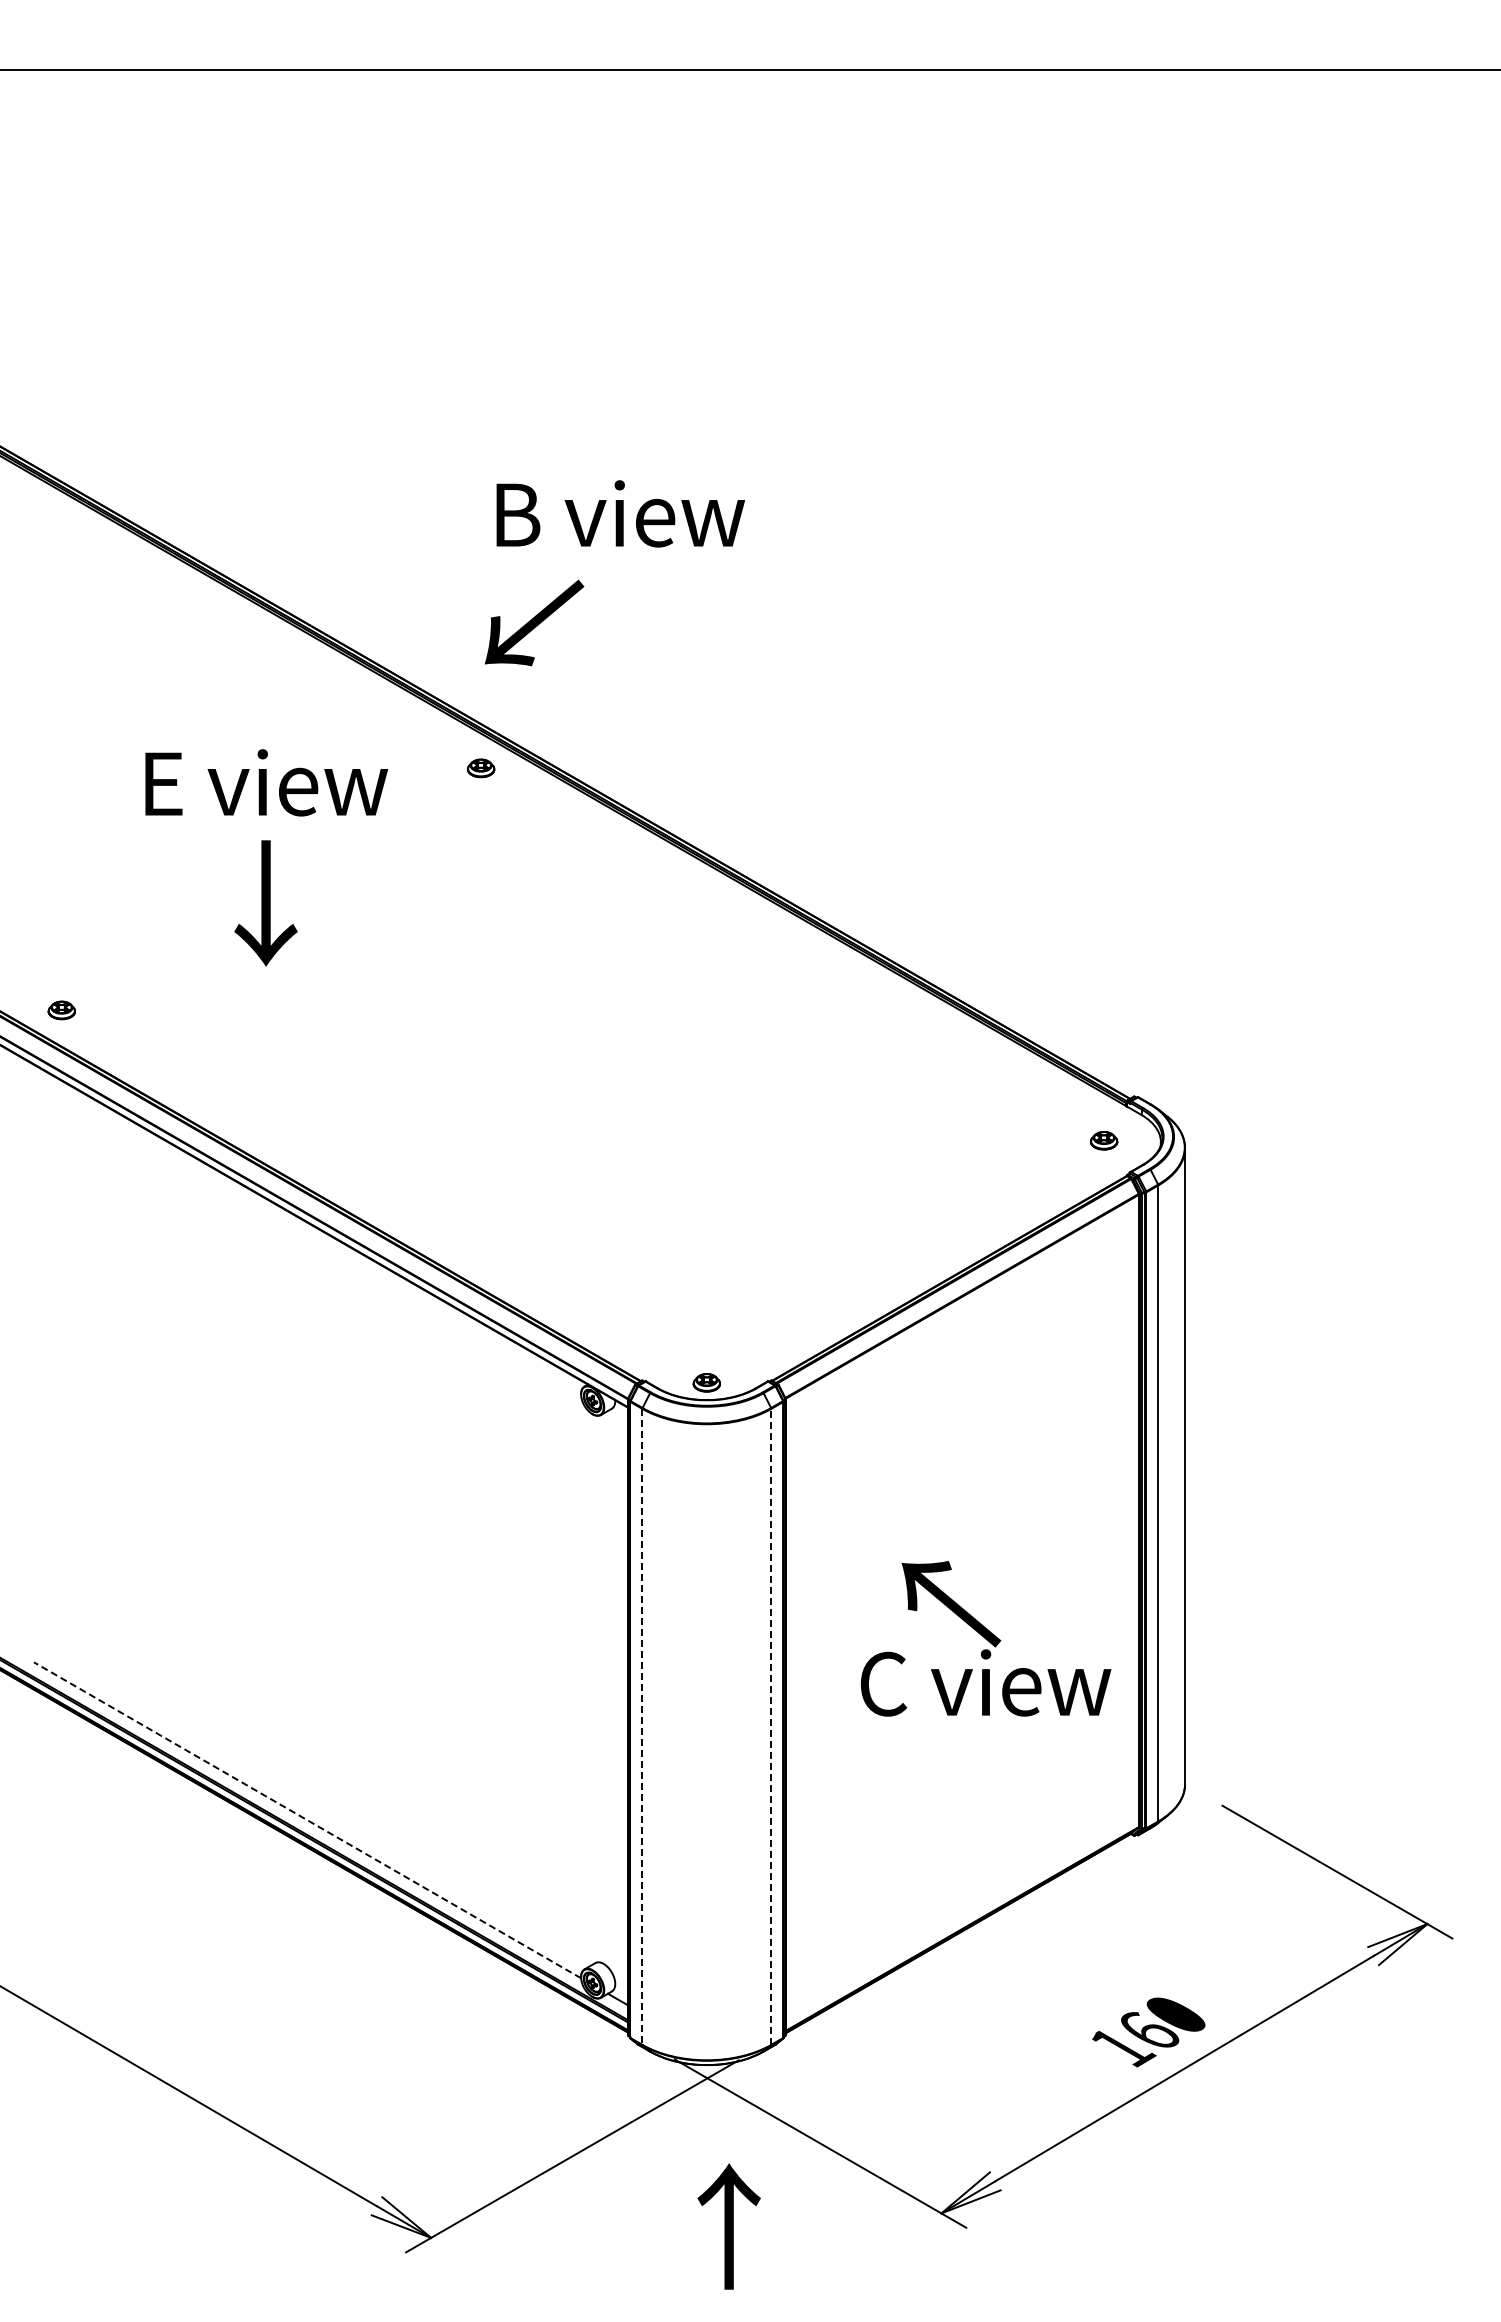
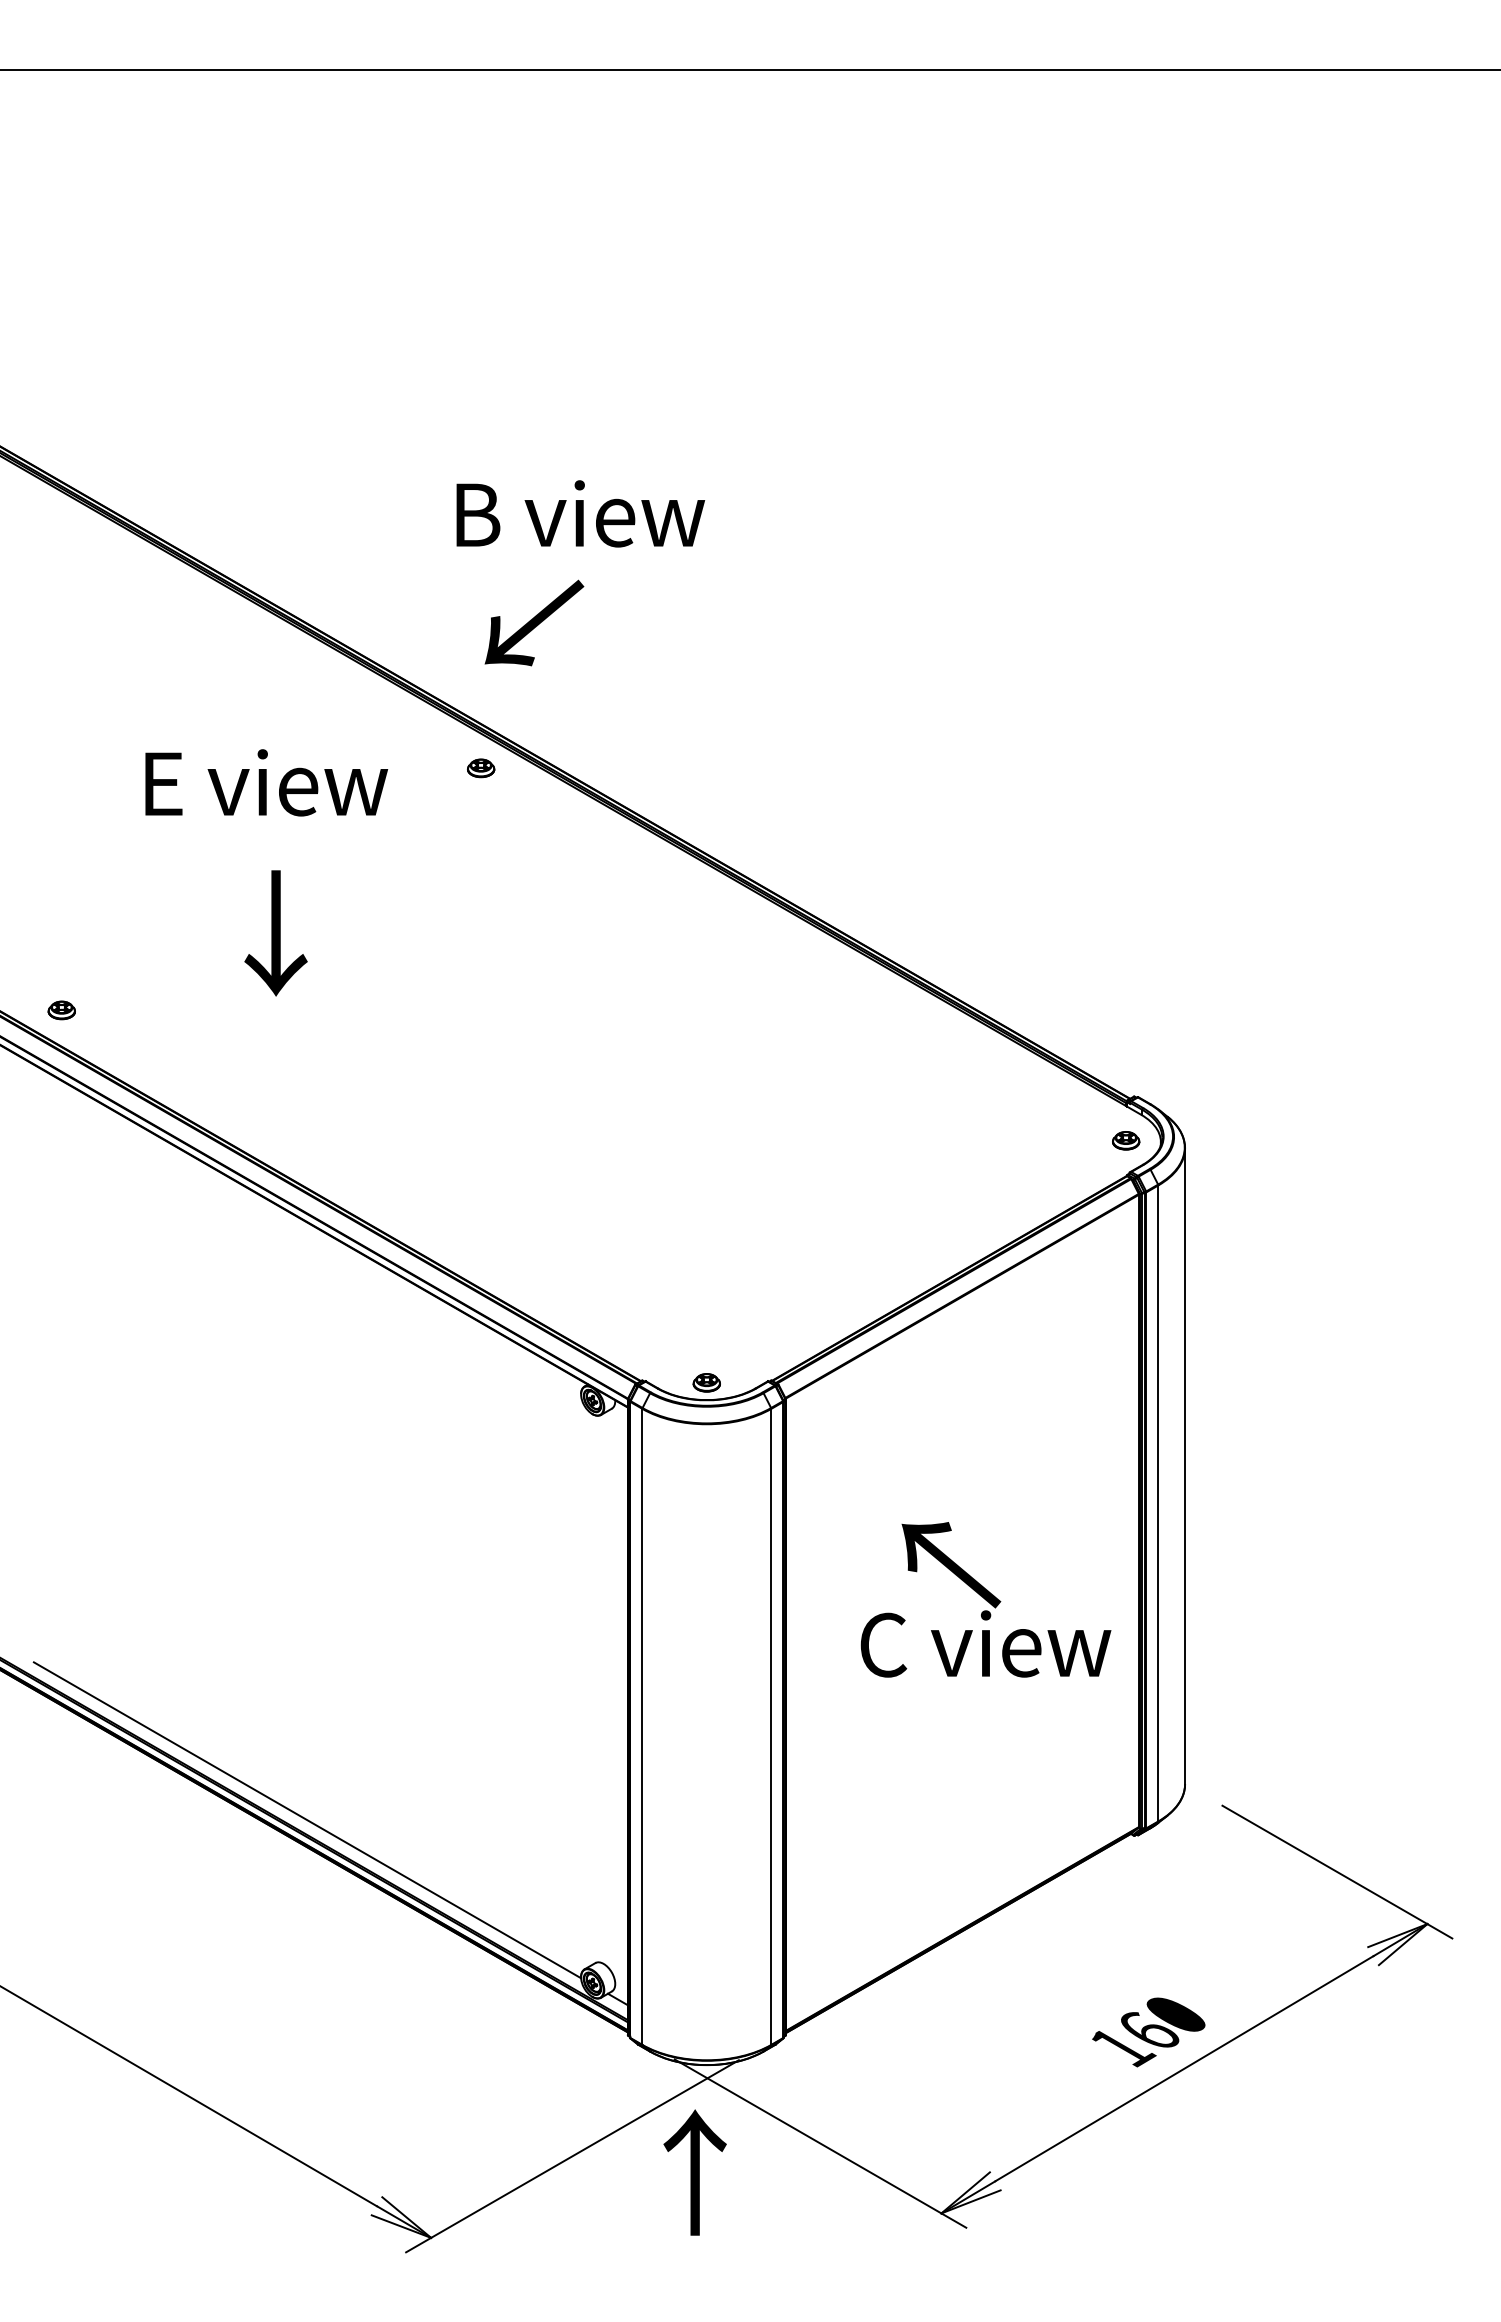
text position: (620, 513) -> (580, 513) (580, 513)
text position: (265, 903) -> (275, 933) (275, 933)
part position: (1104, 1140) -> (1126, 1140) (1126, 1140)
text position: (985, 1638) -> (985, 1599) (985, 1599)
line: dashed -> solid (642, 1726)
line: dashed -> solid (771, 1726)
line: dashed -> solid (307, 1820)
text position: (728, 2226) -> (694, 2172) (694, 2172)
